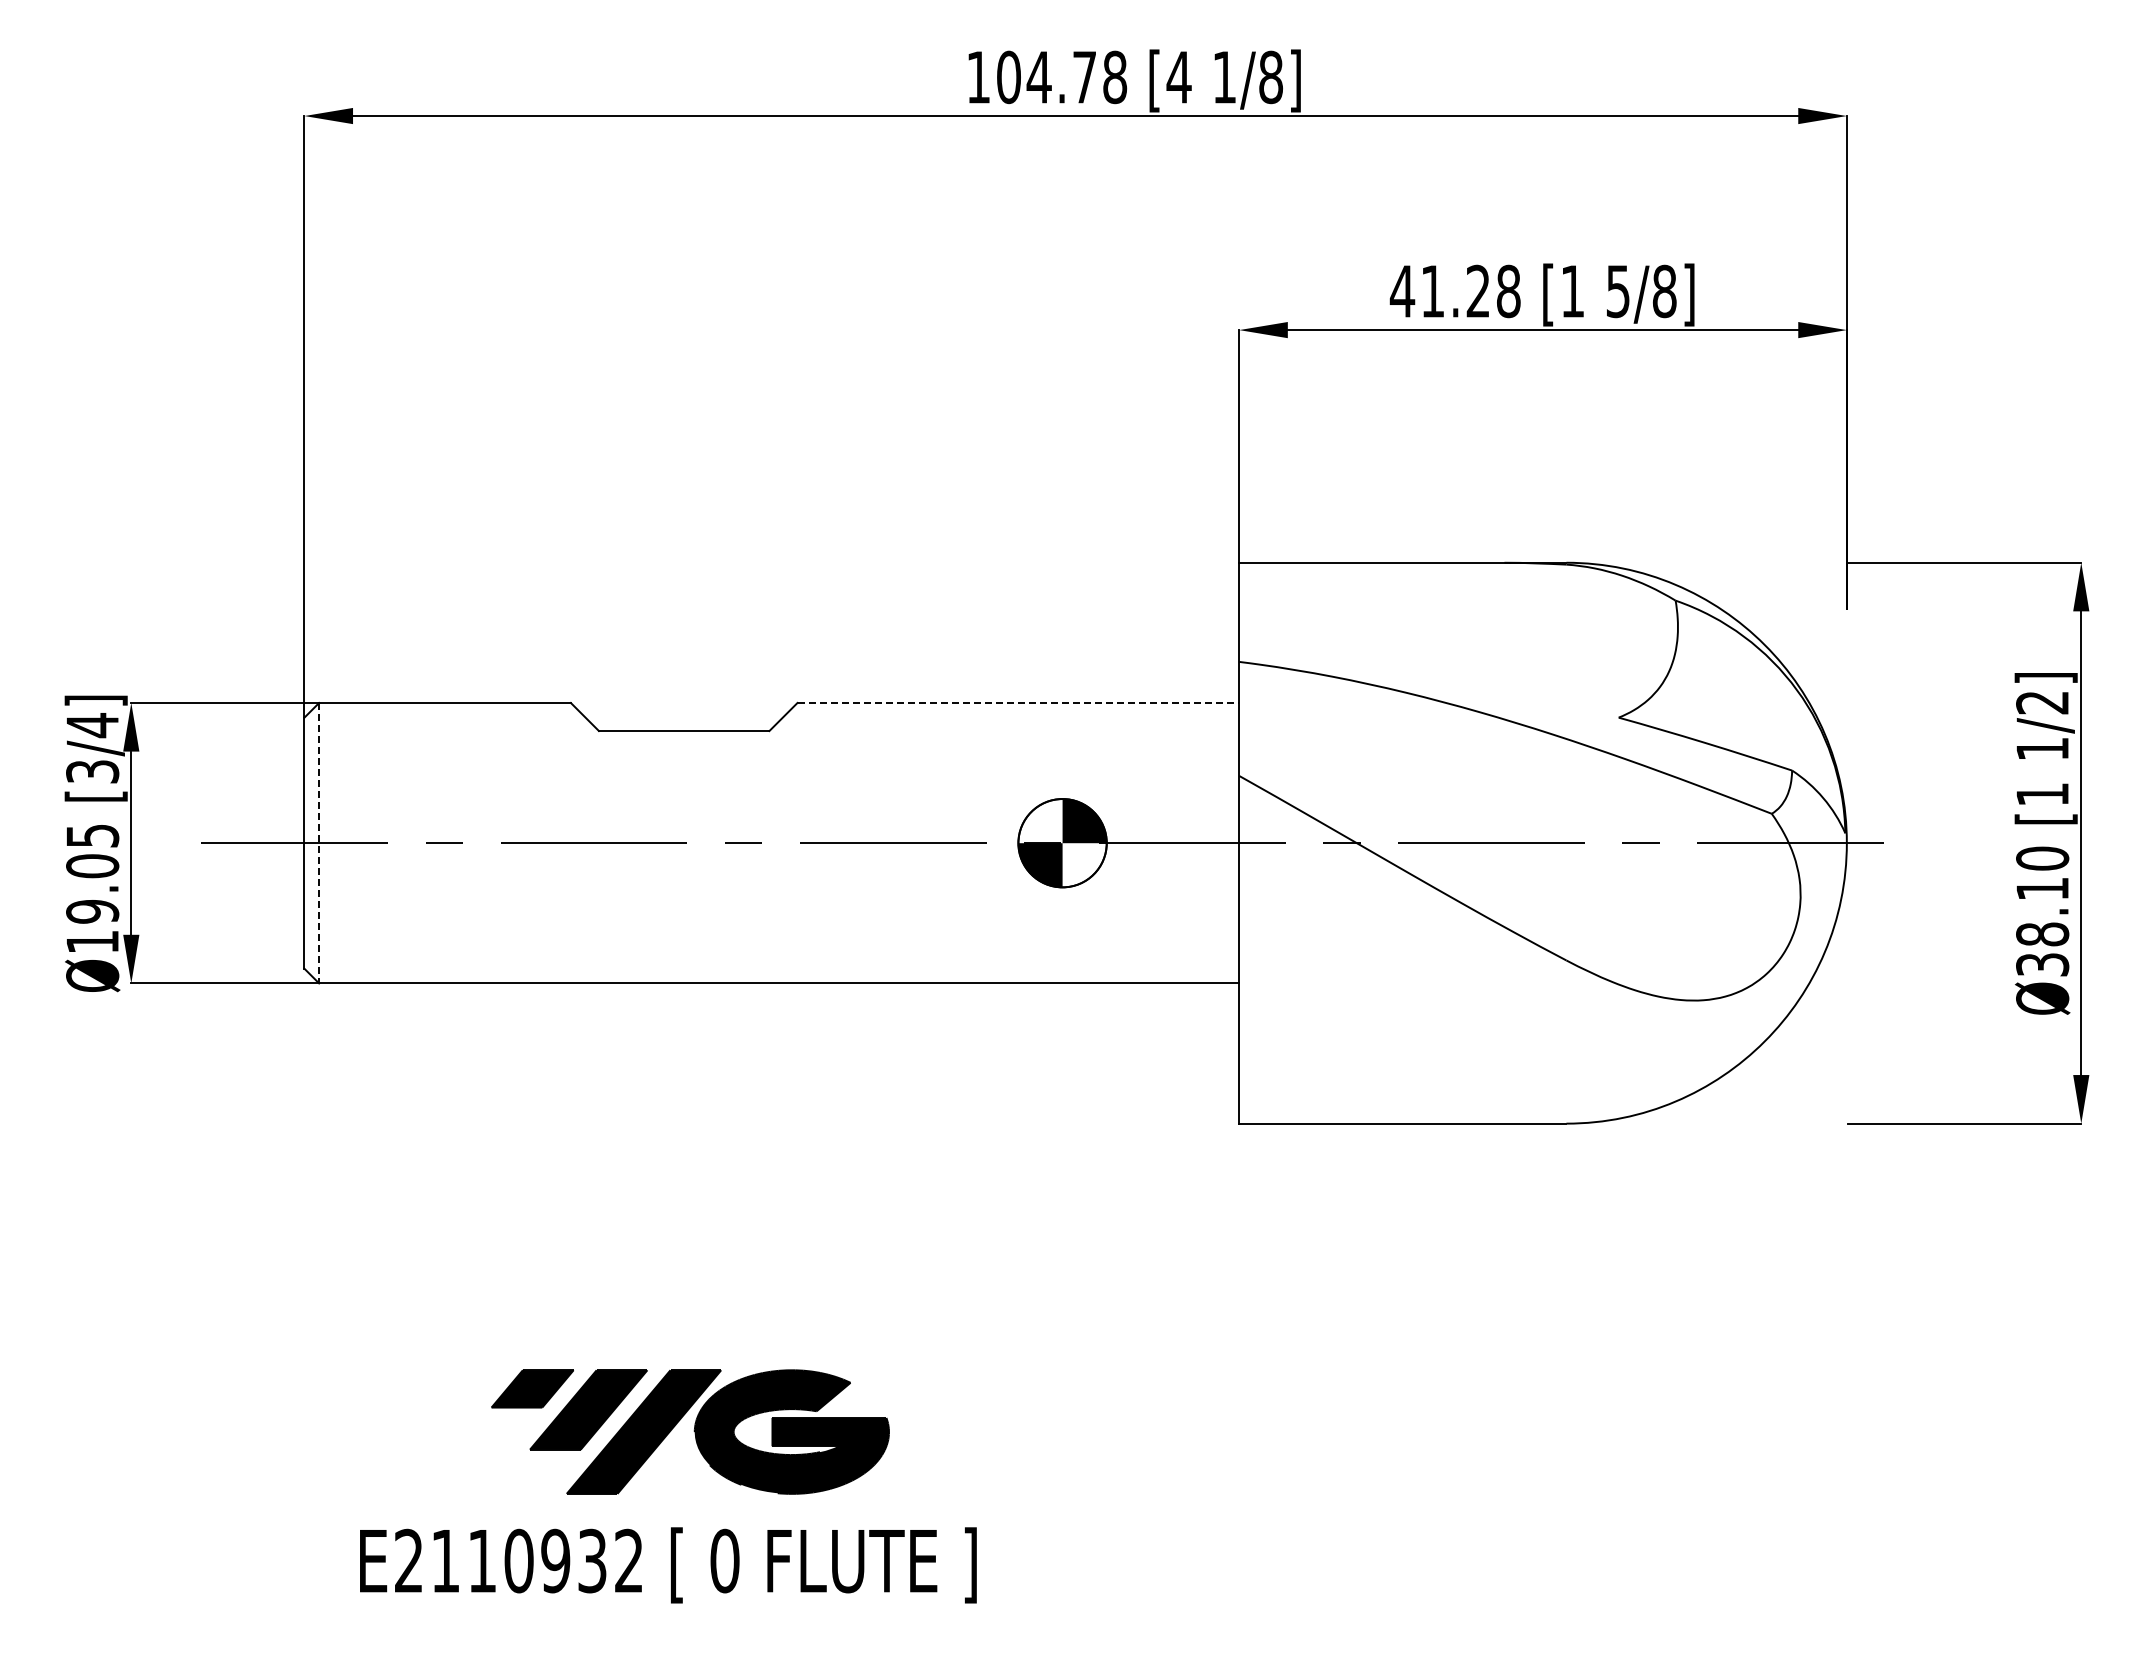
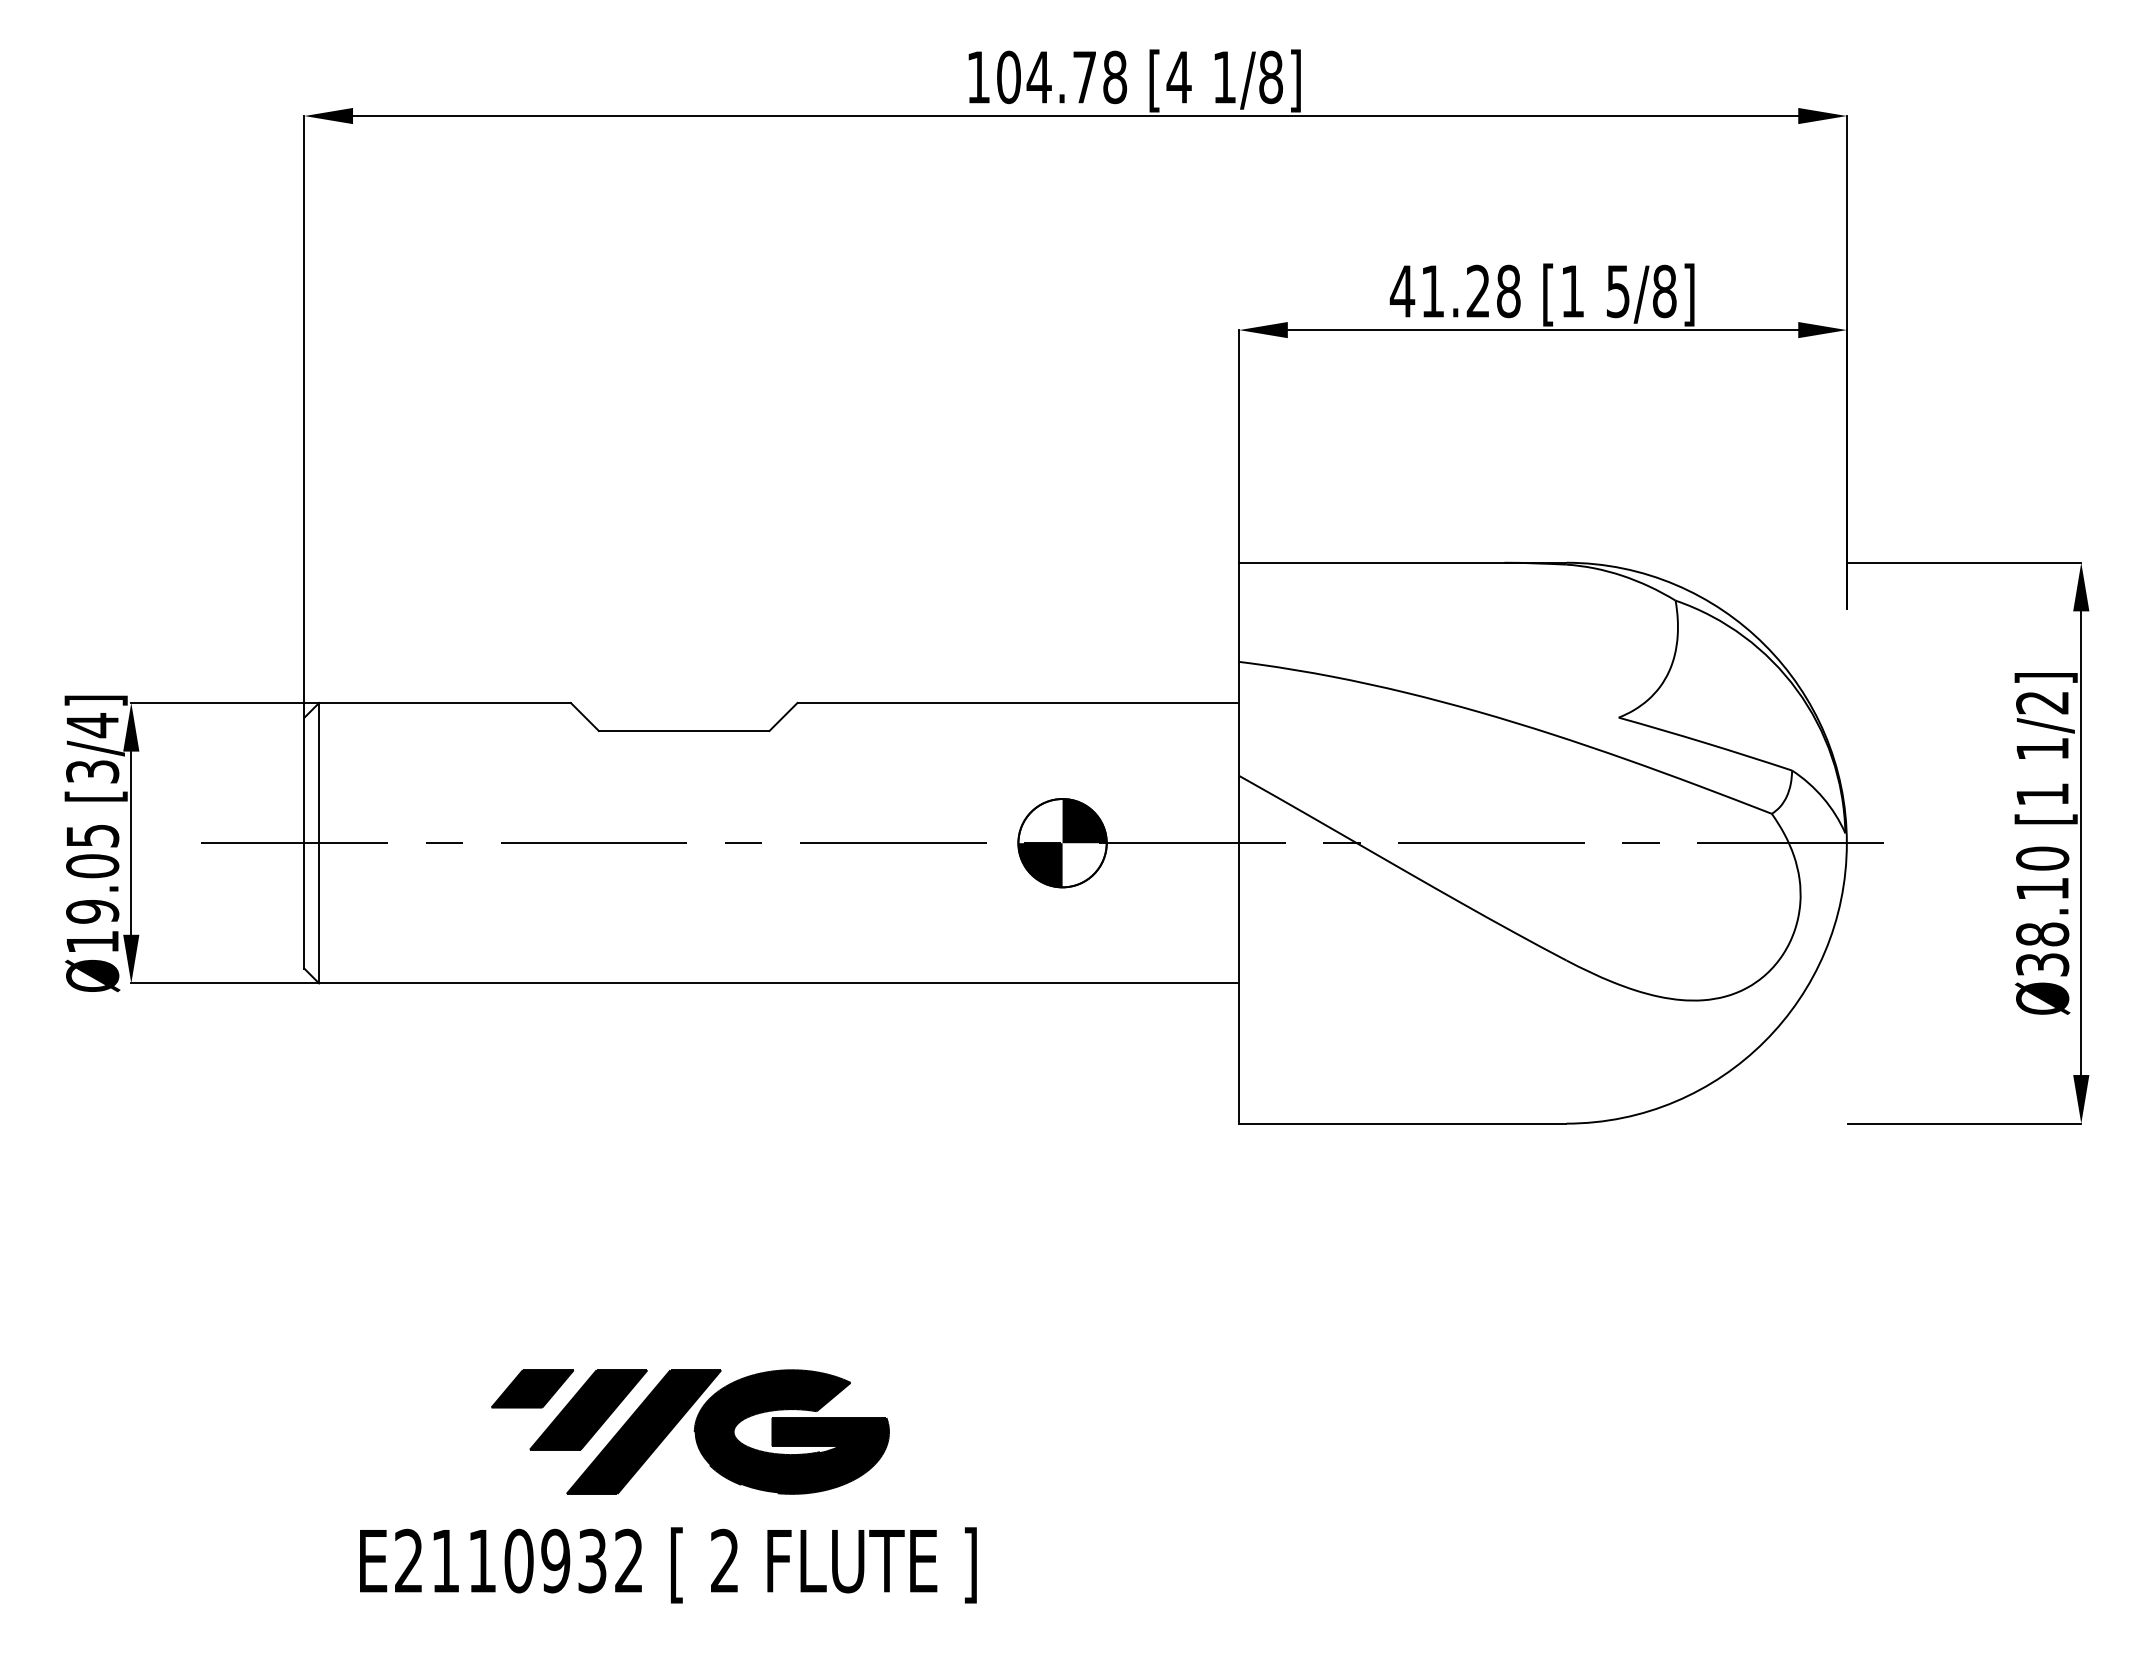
line: dashed -> solid (1018, 702)
line: dashed -> solid (319, 843)
text: 0 -> 2 (724, 1560)
